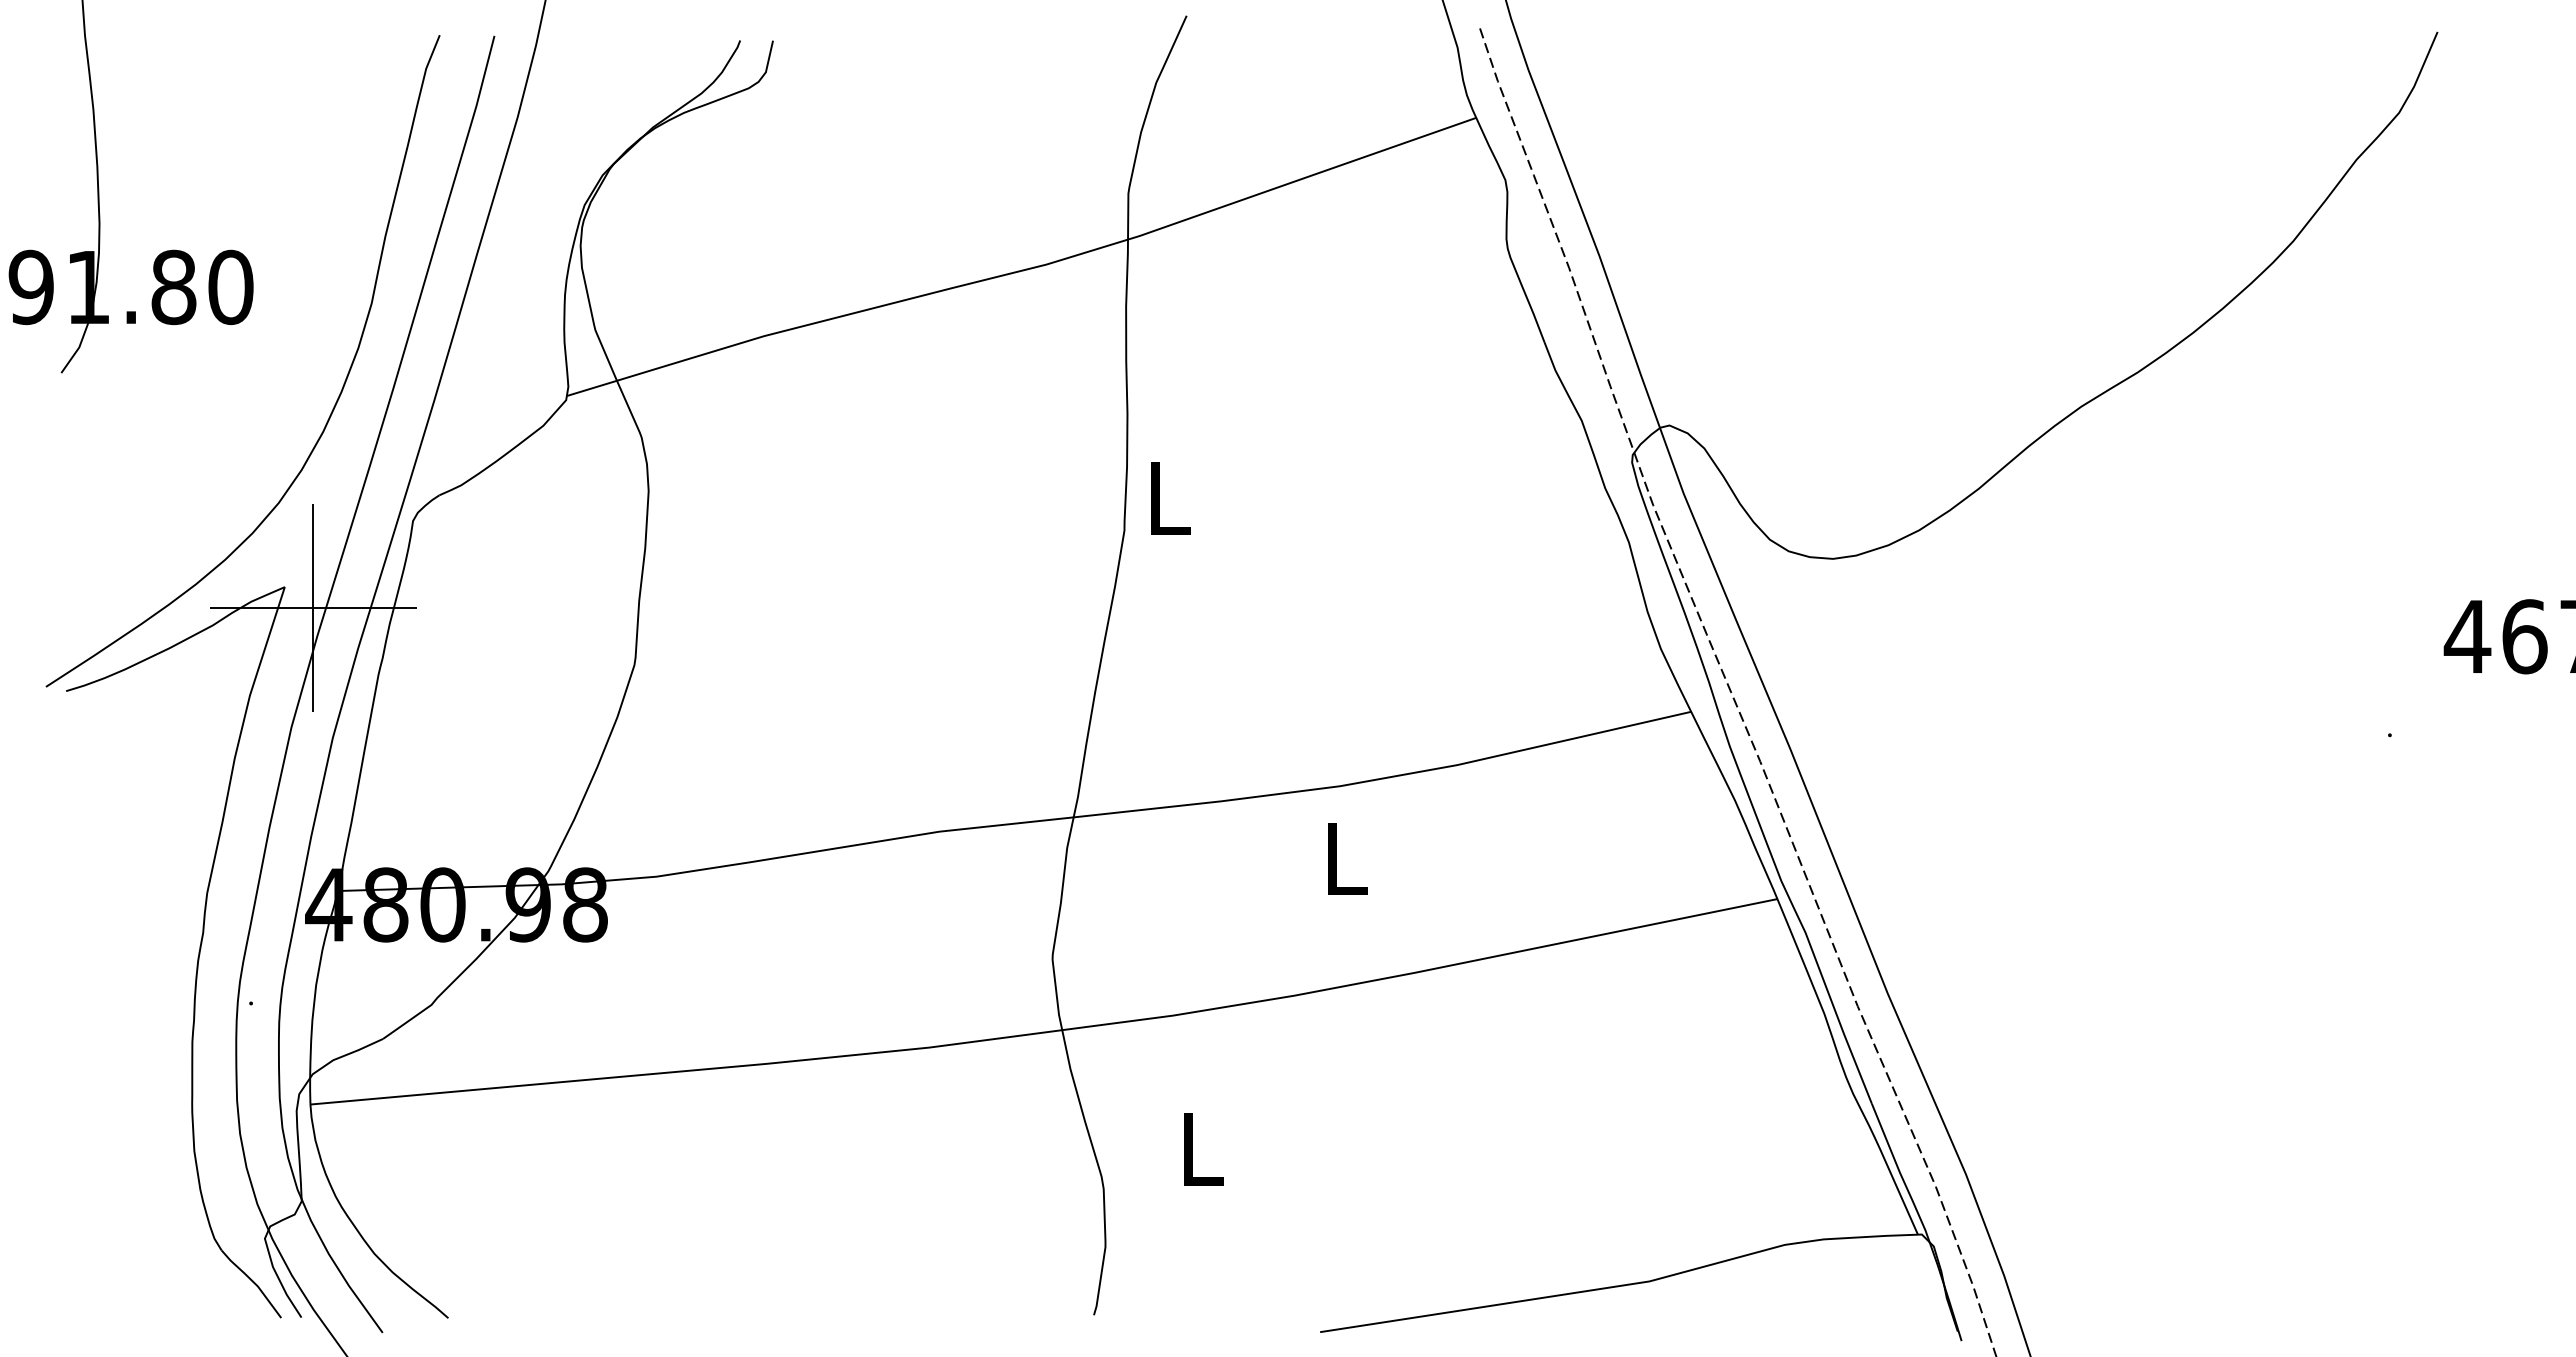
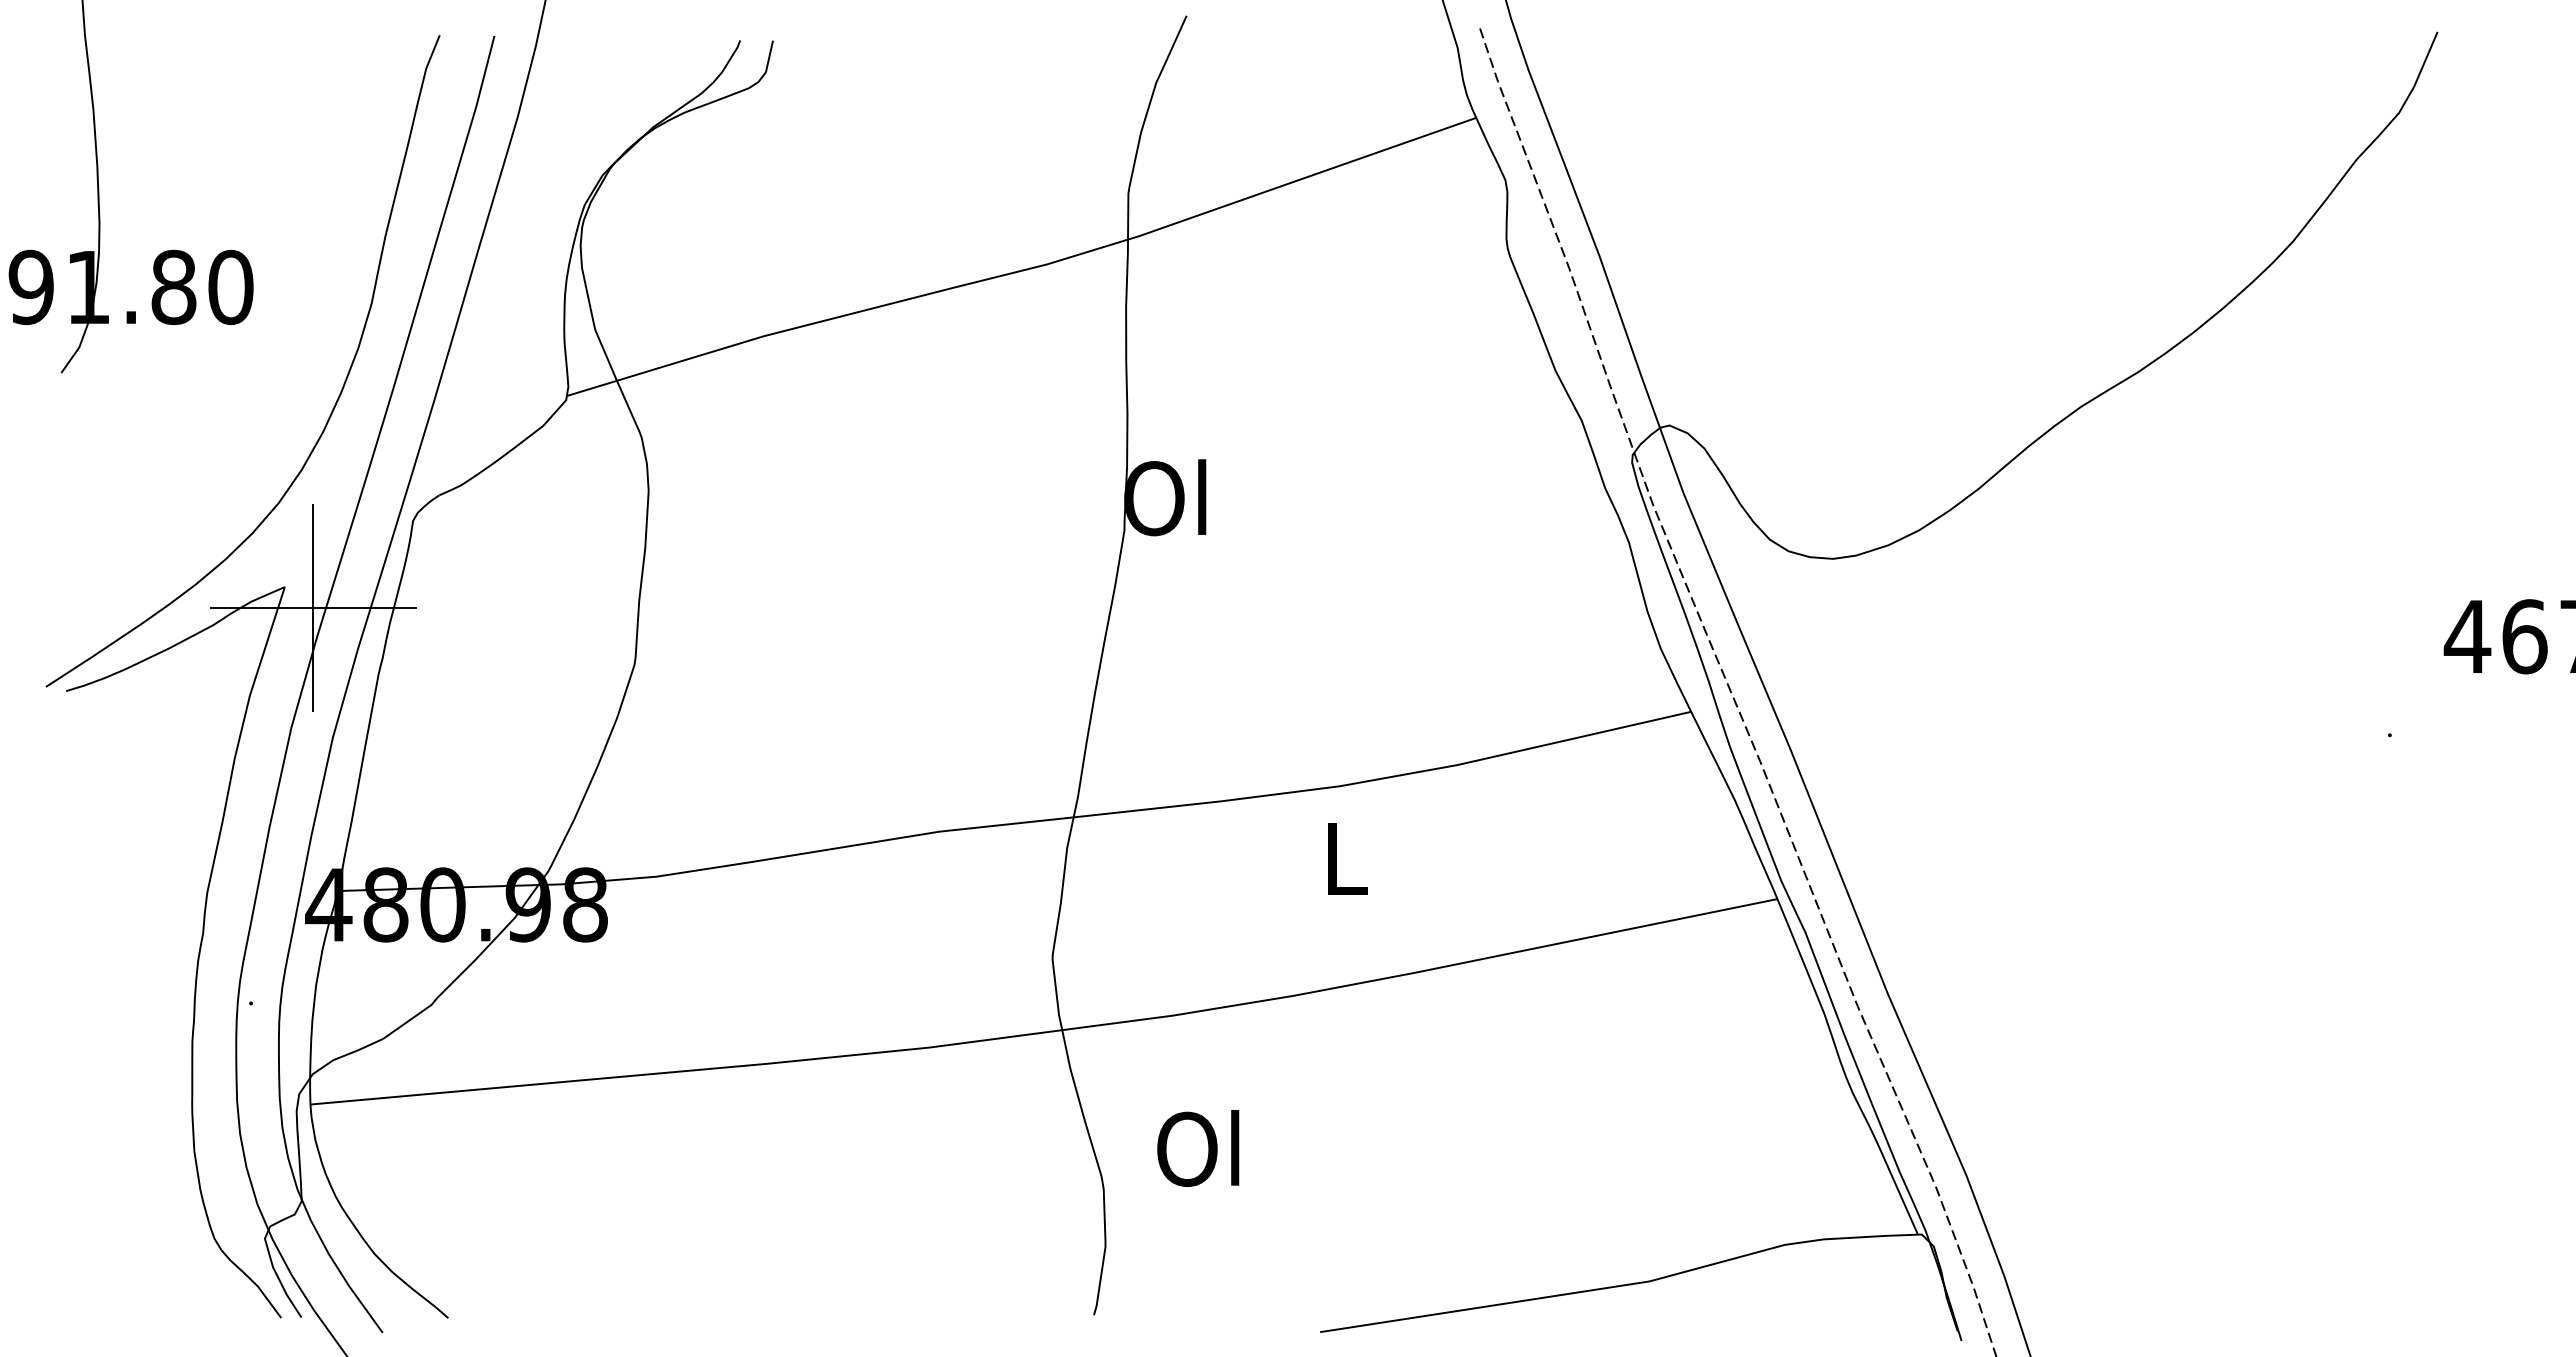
text: L -> Ol (1165, 497)
text: L -> Ol (1198, 1148)
